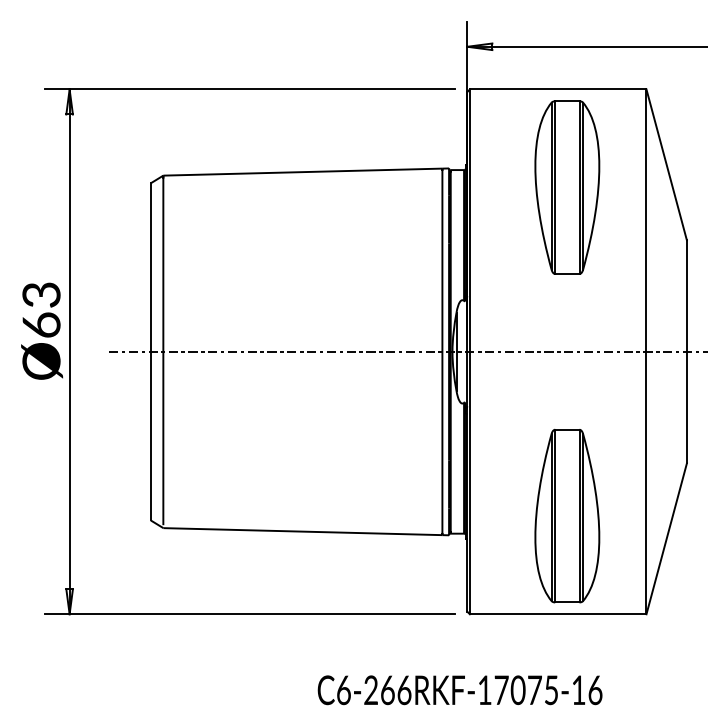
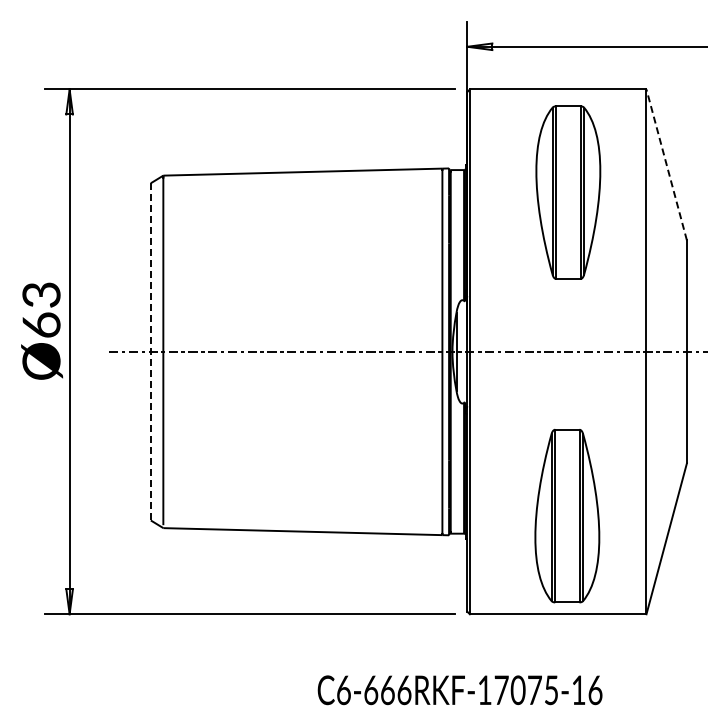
line: solid -> dashed (666, 164)
part position: (567, 187) -> (568, 192) (568, 192)
line: solid -> dashed (150, 351)
text: C6-266RKF-17075-16 -> C6-666RKF-17075-16 (371, 690)
